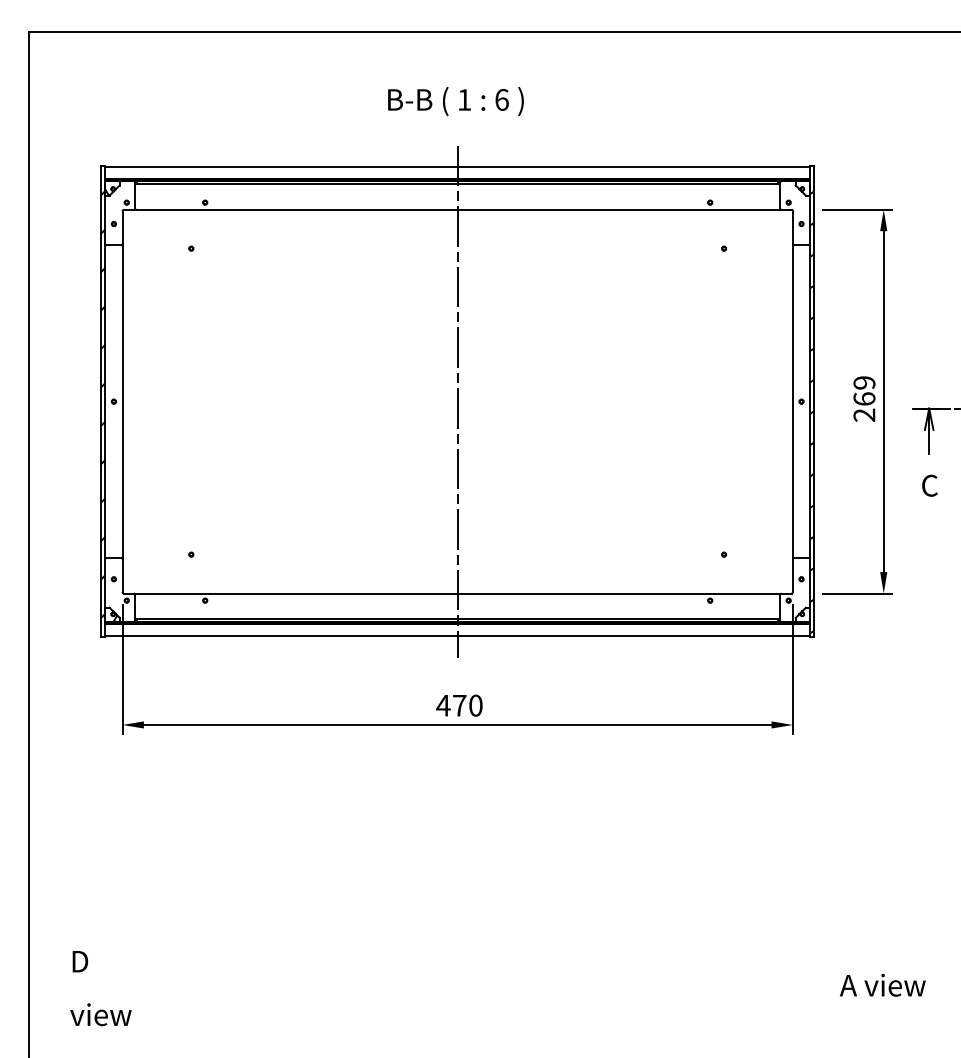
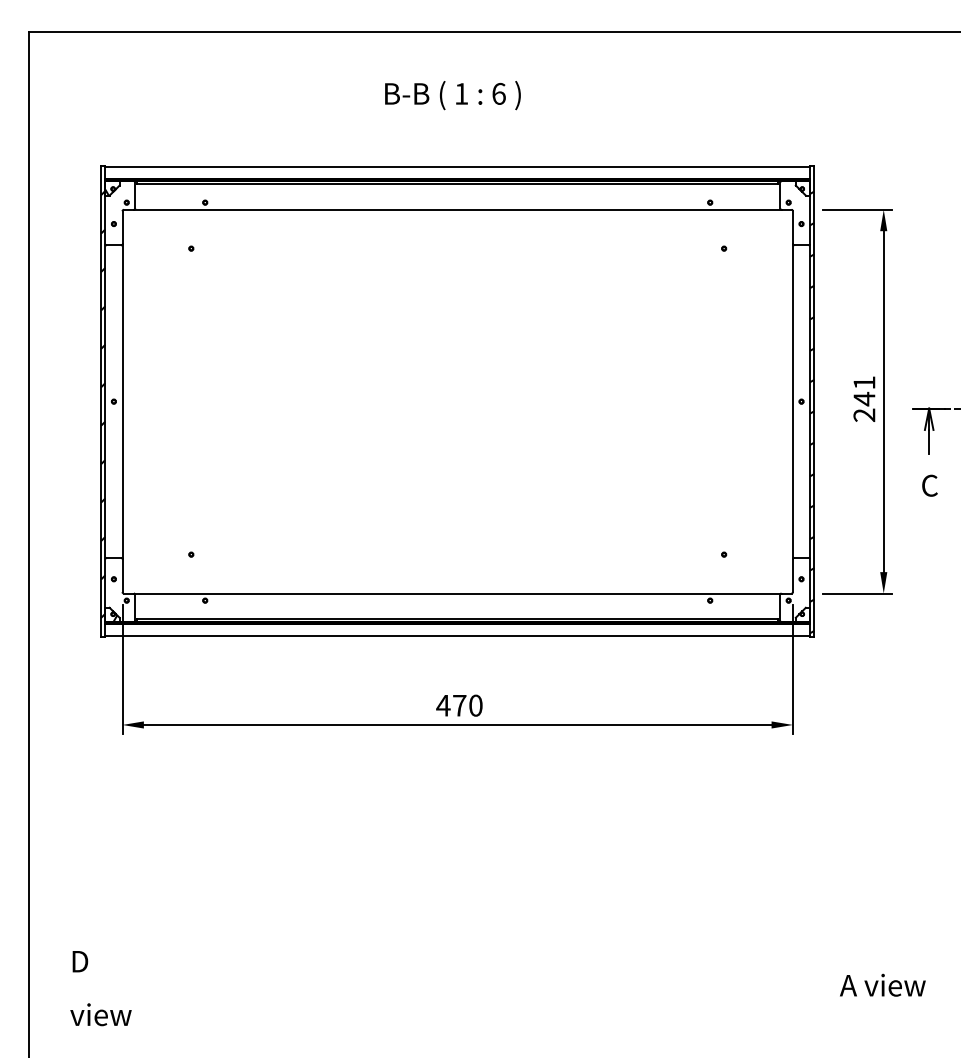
text position: (455, 101) -> (452, 95) (452, 95)
text: 269 -> 241 (864, 391)
line: present -> none (457, 401)
